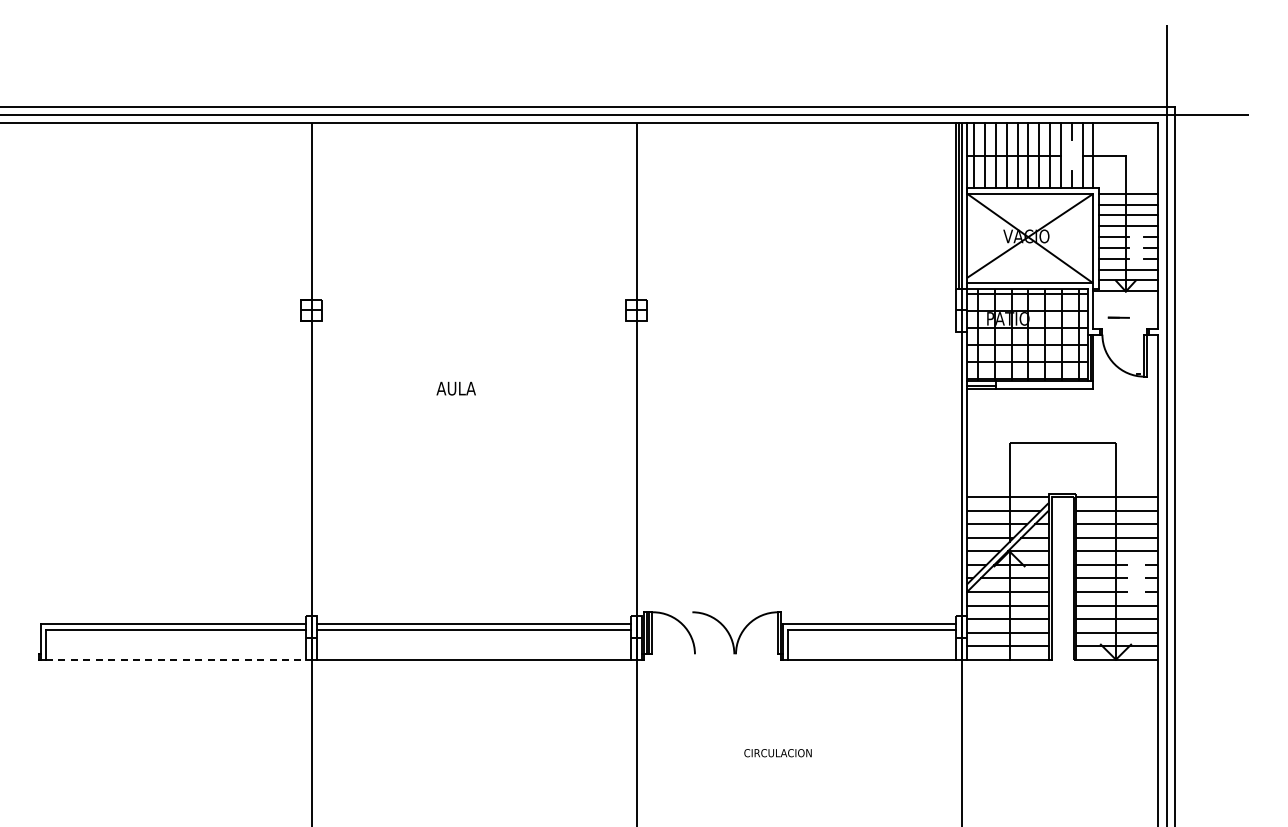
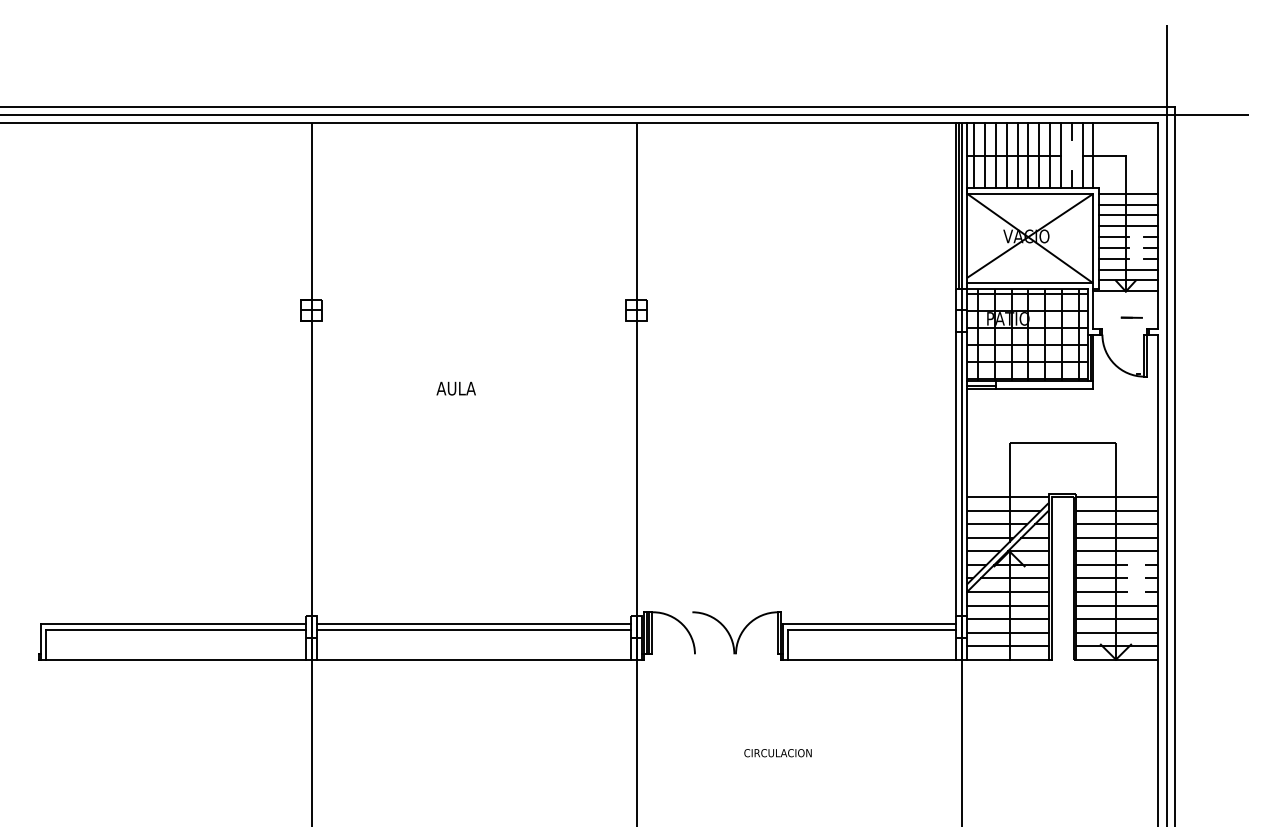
line position: (1118, 317) -> (1131, 317) (1131, 317)
line: none -> present (956, 474)
line: dashed -> solid (176, 659)
